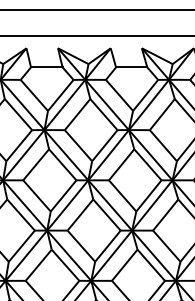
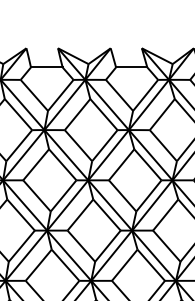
line: present -> none (96, 10)
line: present -> none (96, 35)
